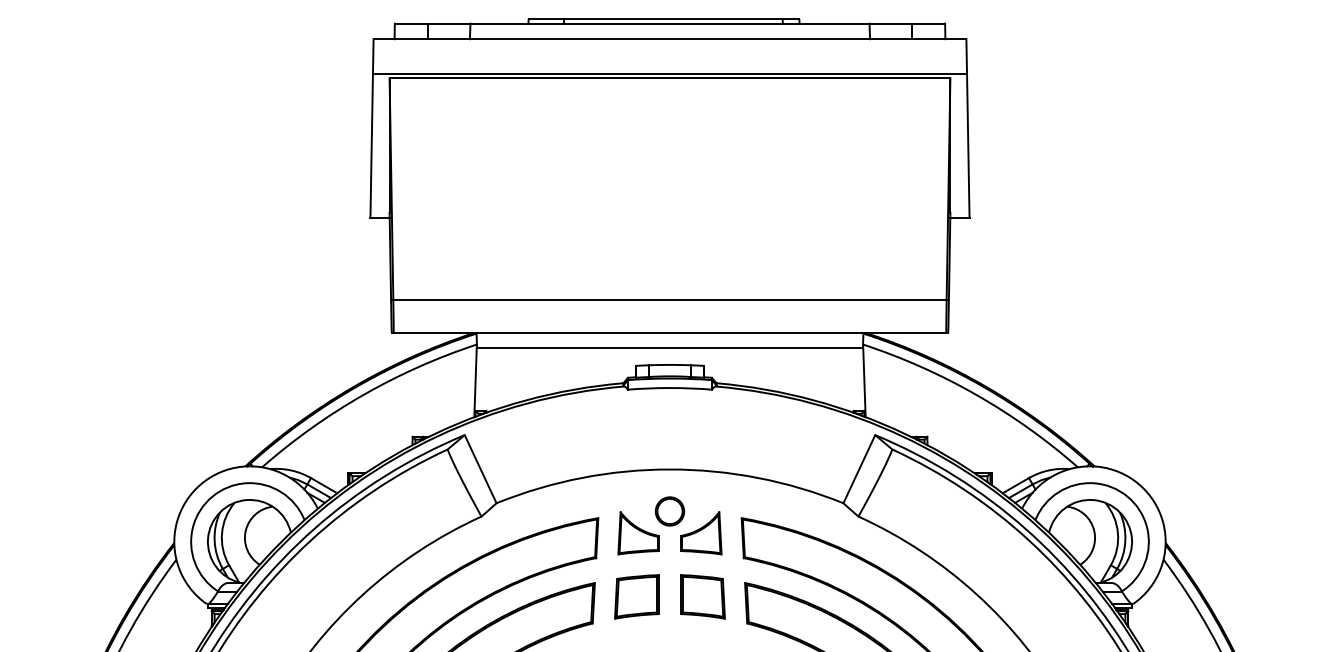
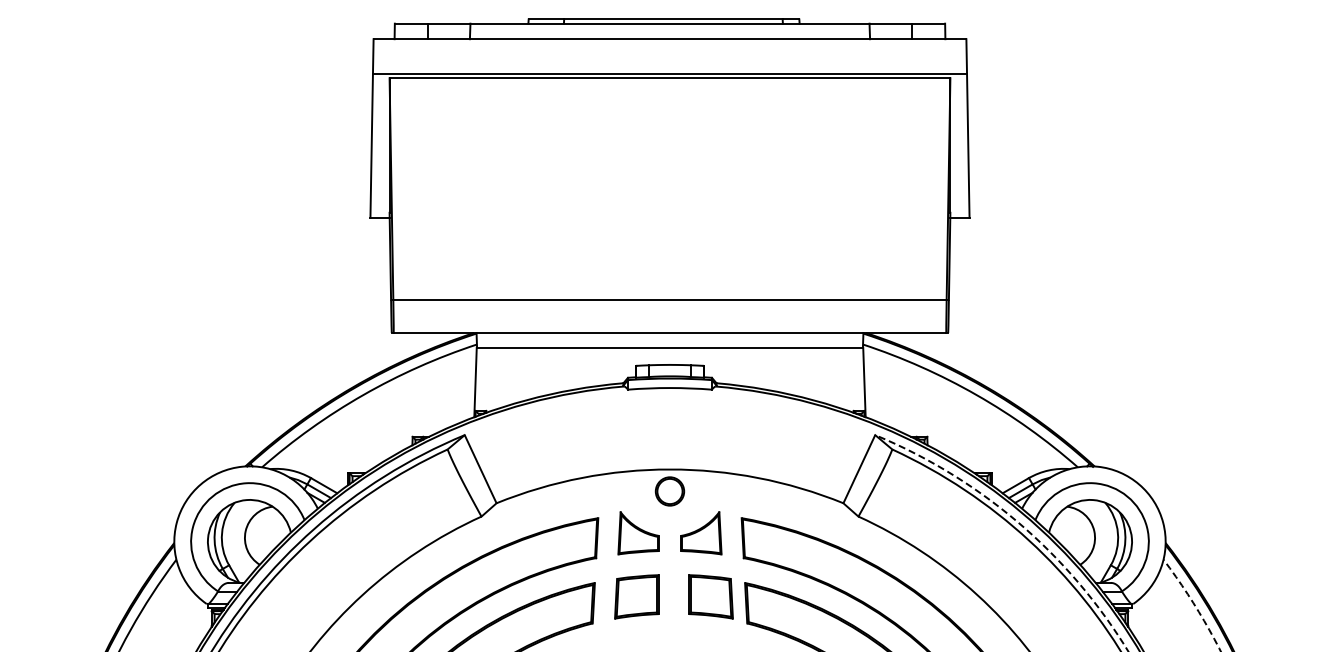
part position: (669, 511) -> (669, 491) (669, 491)
arc: solid -> dashed (1018, 522)
part position: (702, 596) -> (710, 596) (710, 596)
arc: solid -> dashed (1194, 604)
